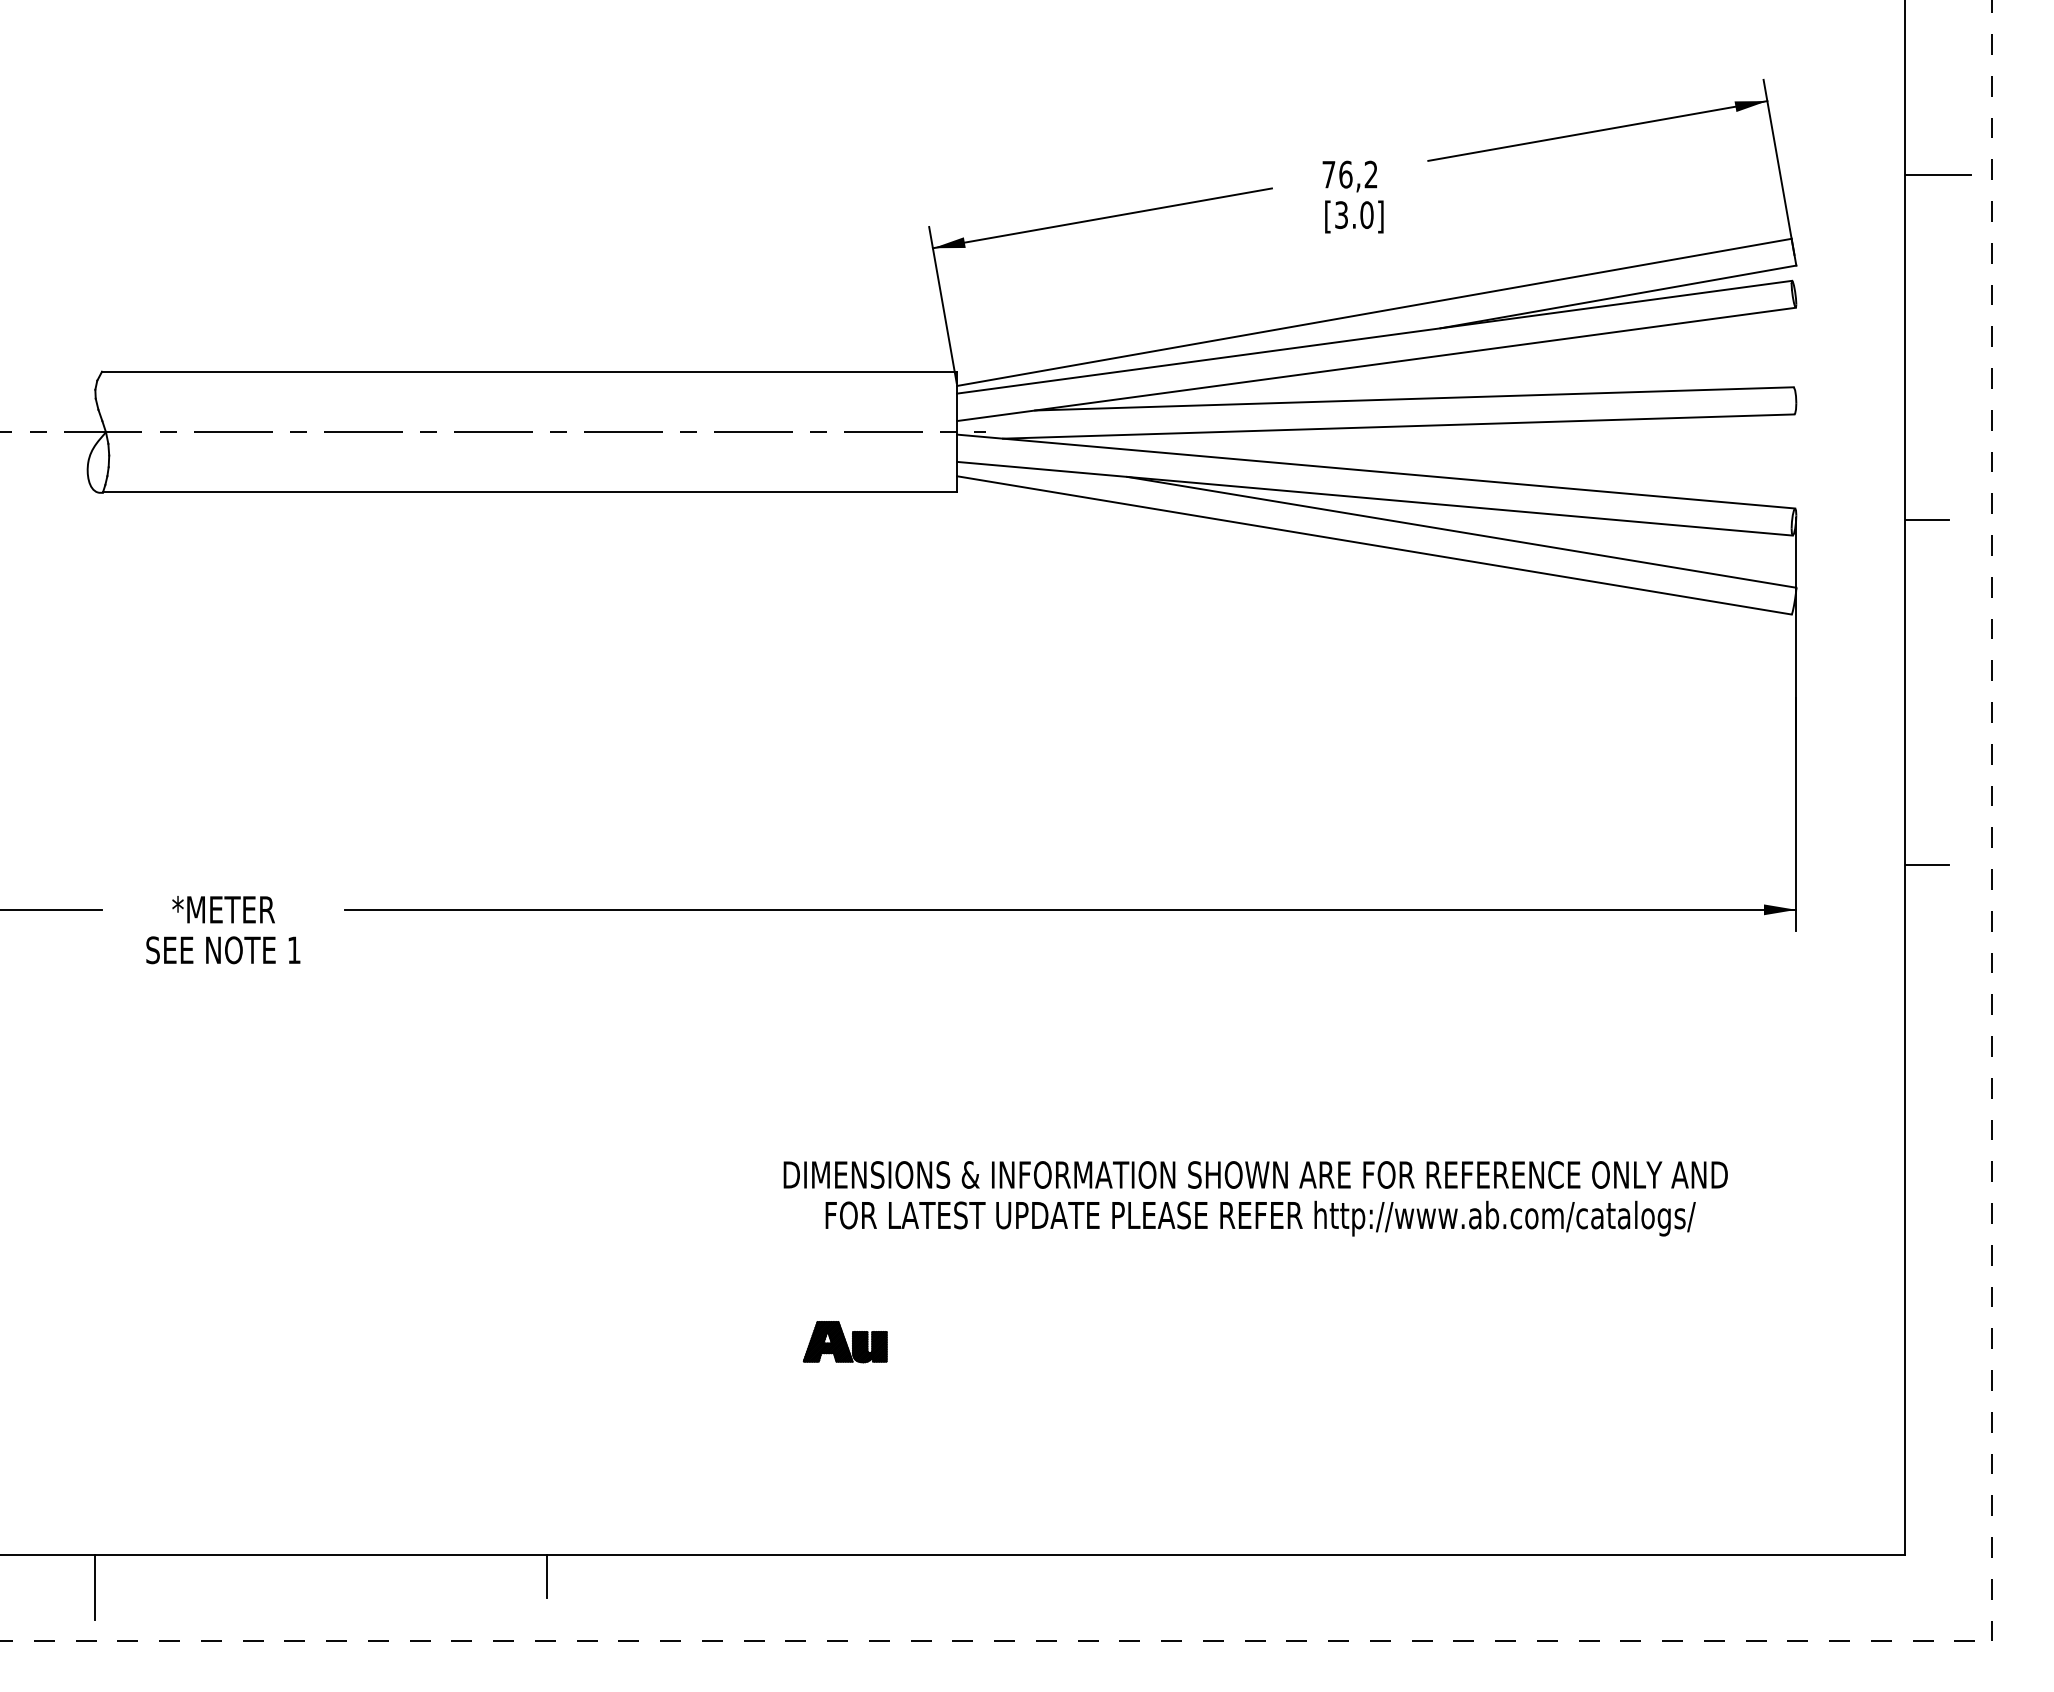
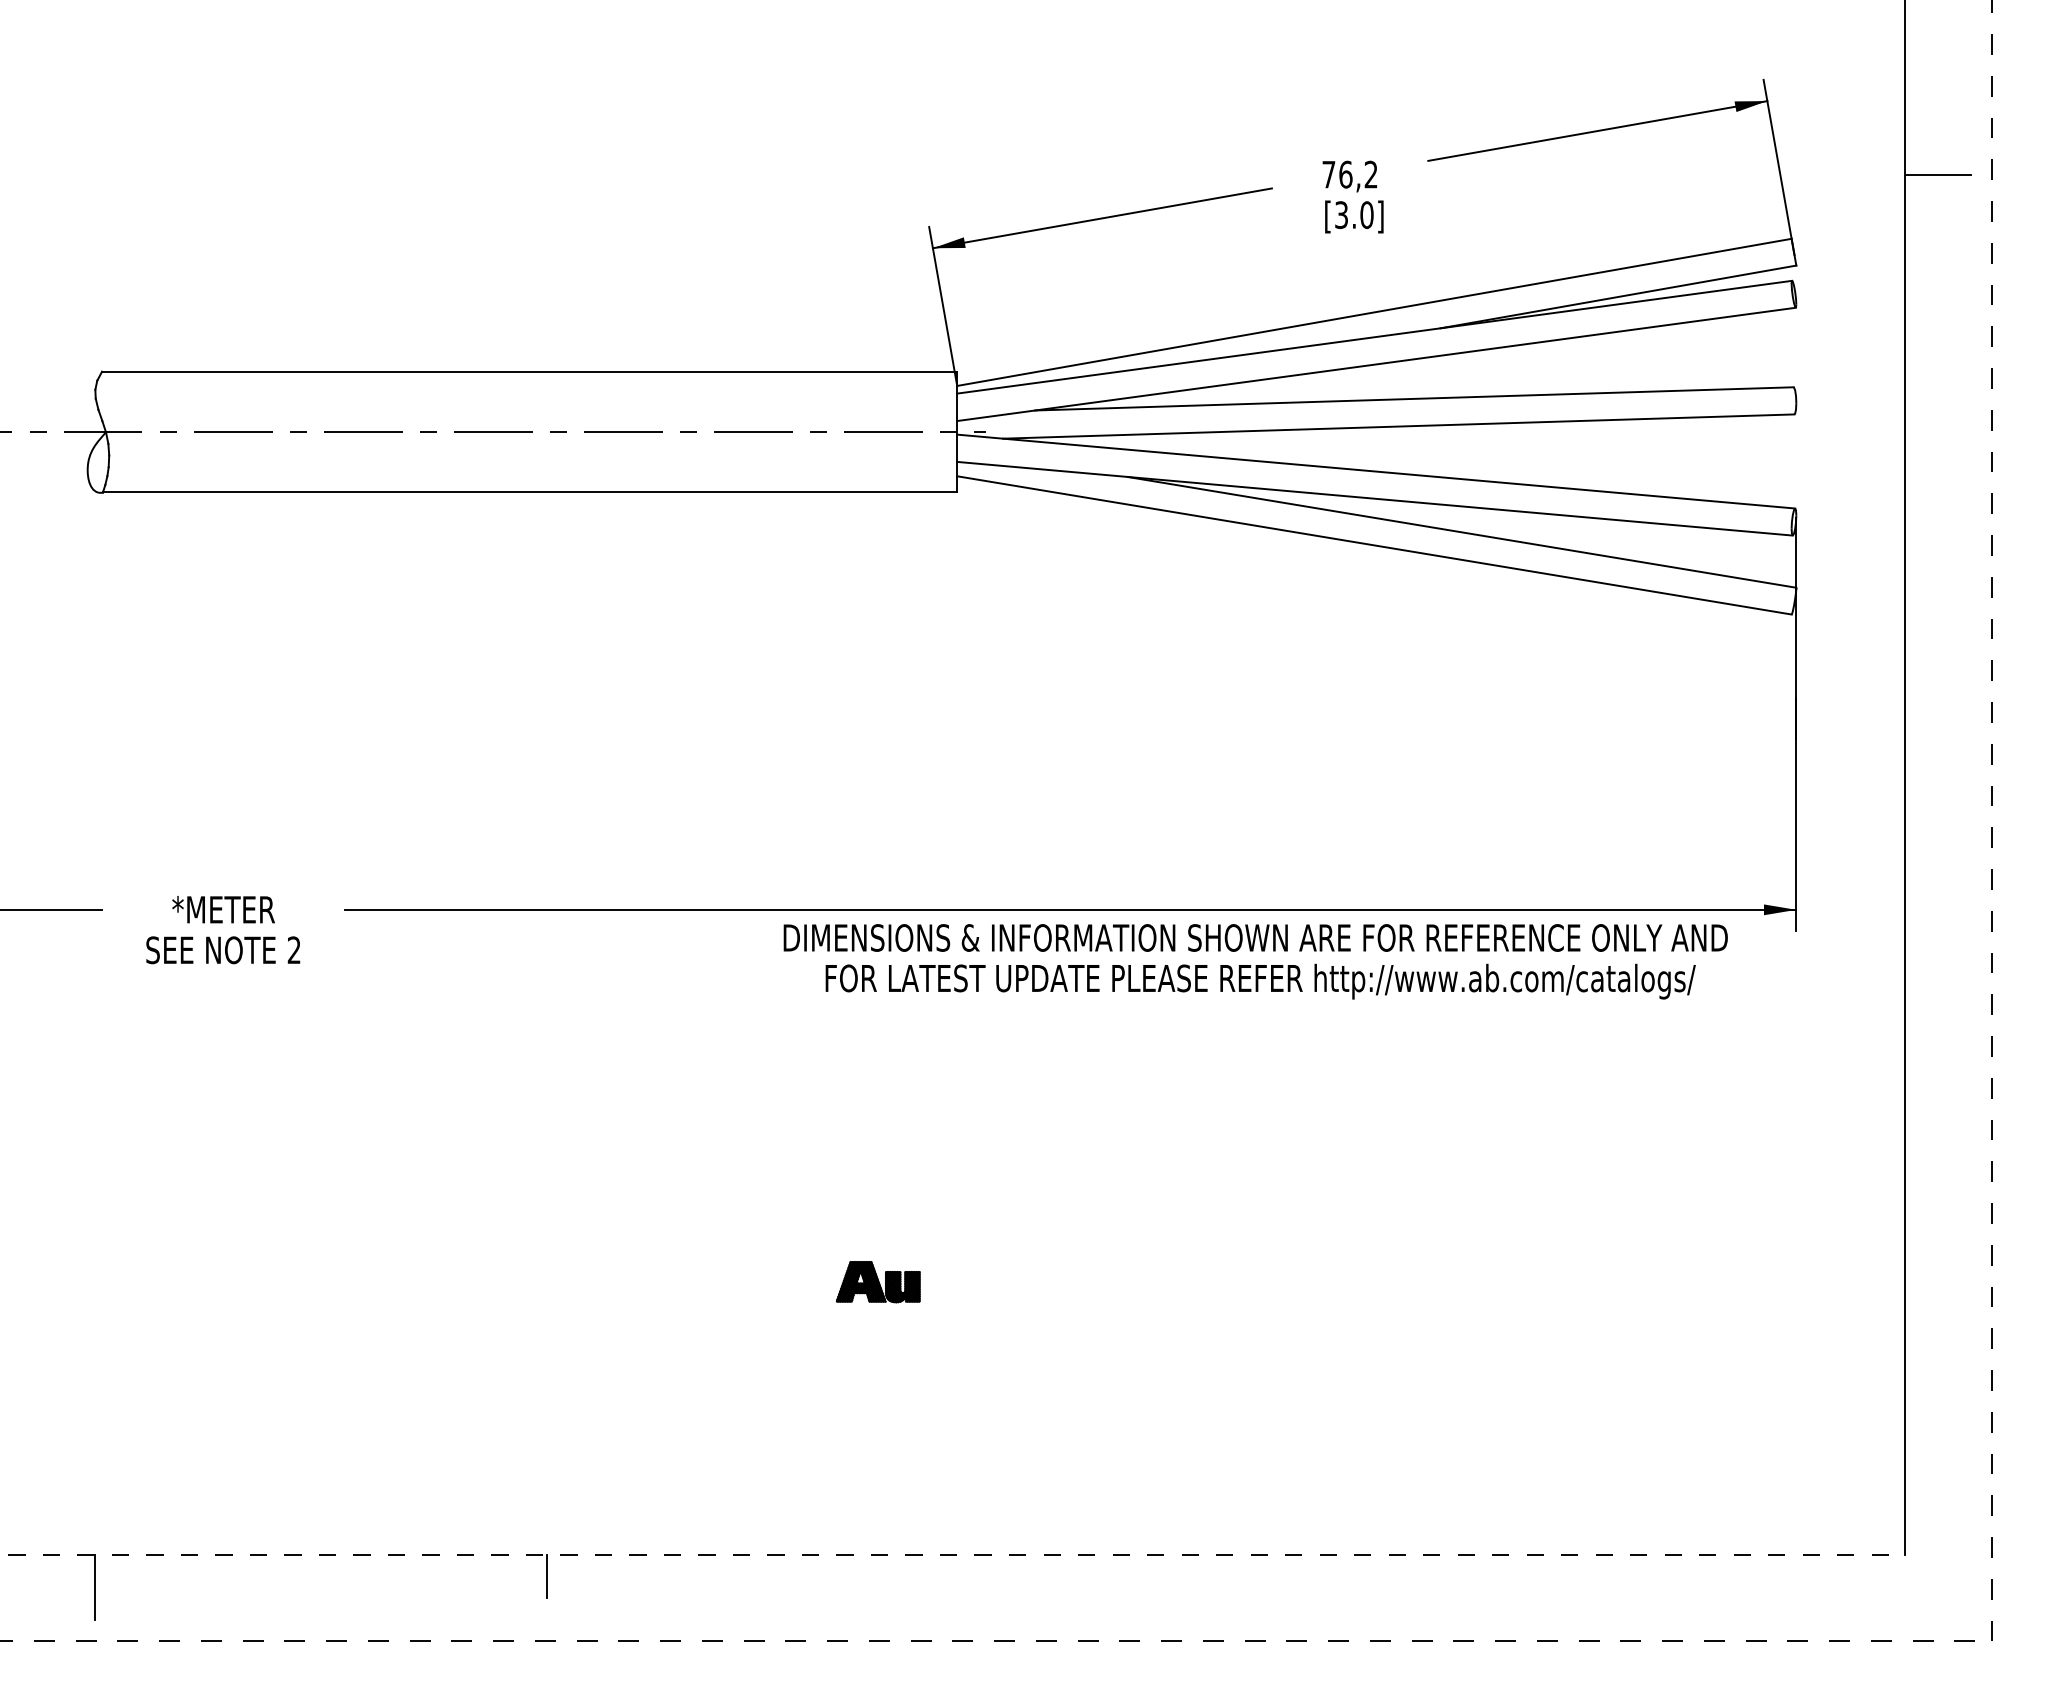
line: present -> none (1927, 520)
line: present -> none (1927, 865)
text: 1 -> 2 (293, 949)
text position: (1255, 1198) -> (1255, 961) (1255, 961)
part position: (844, 1342) -> (877, 1282) (877, 1282)
line: solid -> dashed (953, 1555)
